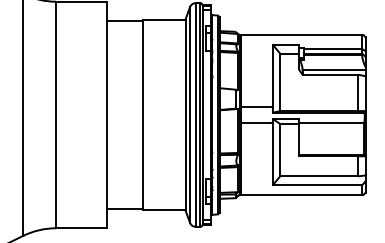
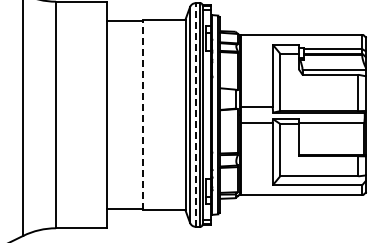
line: solid -> dashed (143, 114)
line: solid -> dashed (195, 114)
